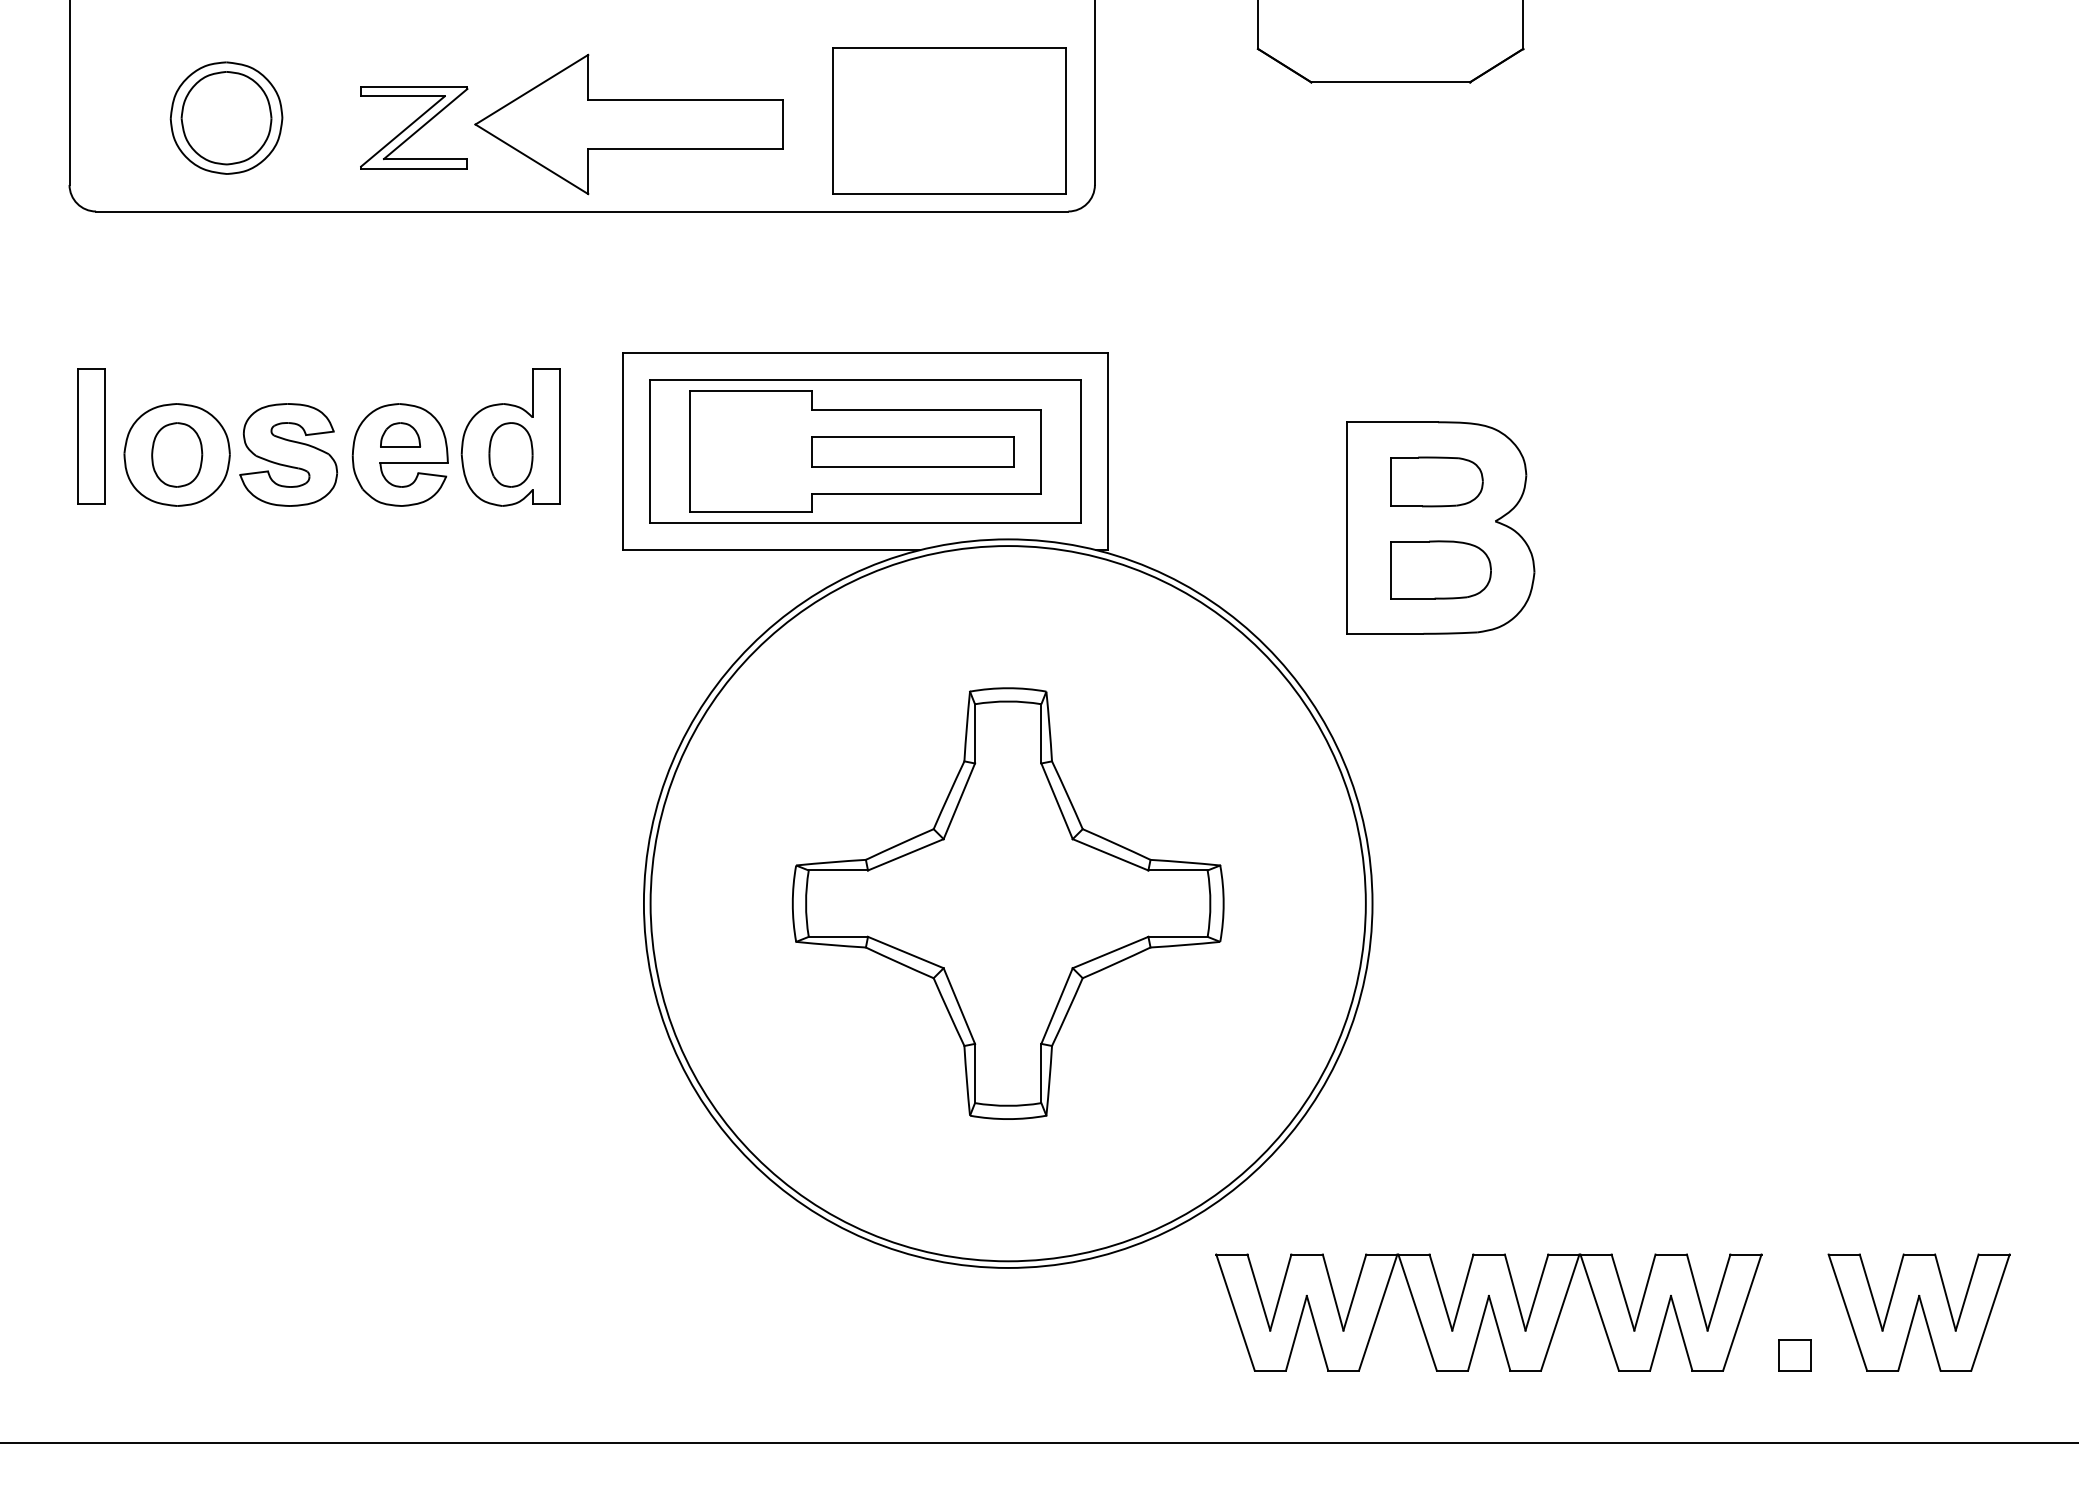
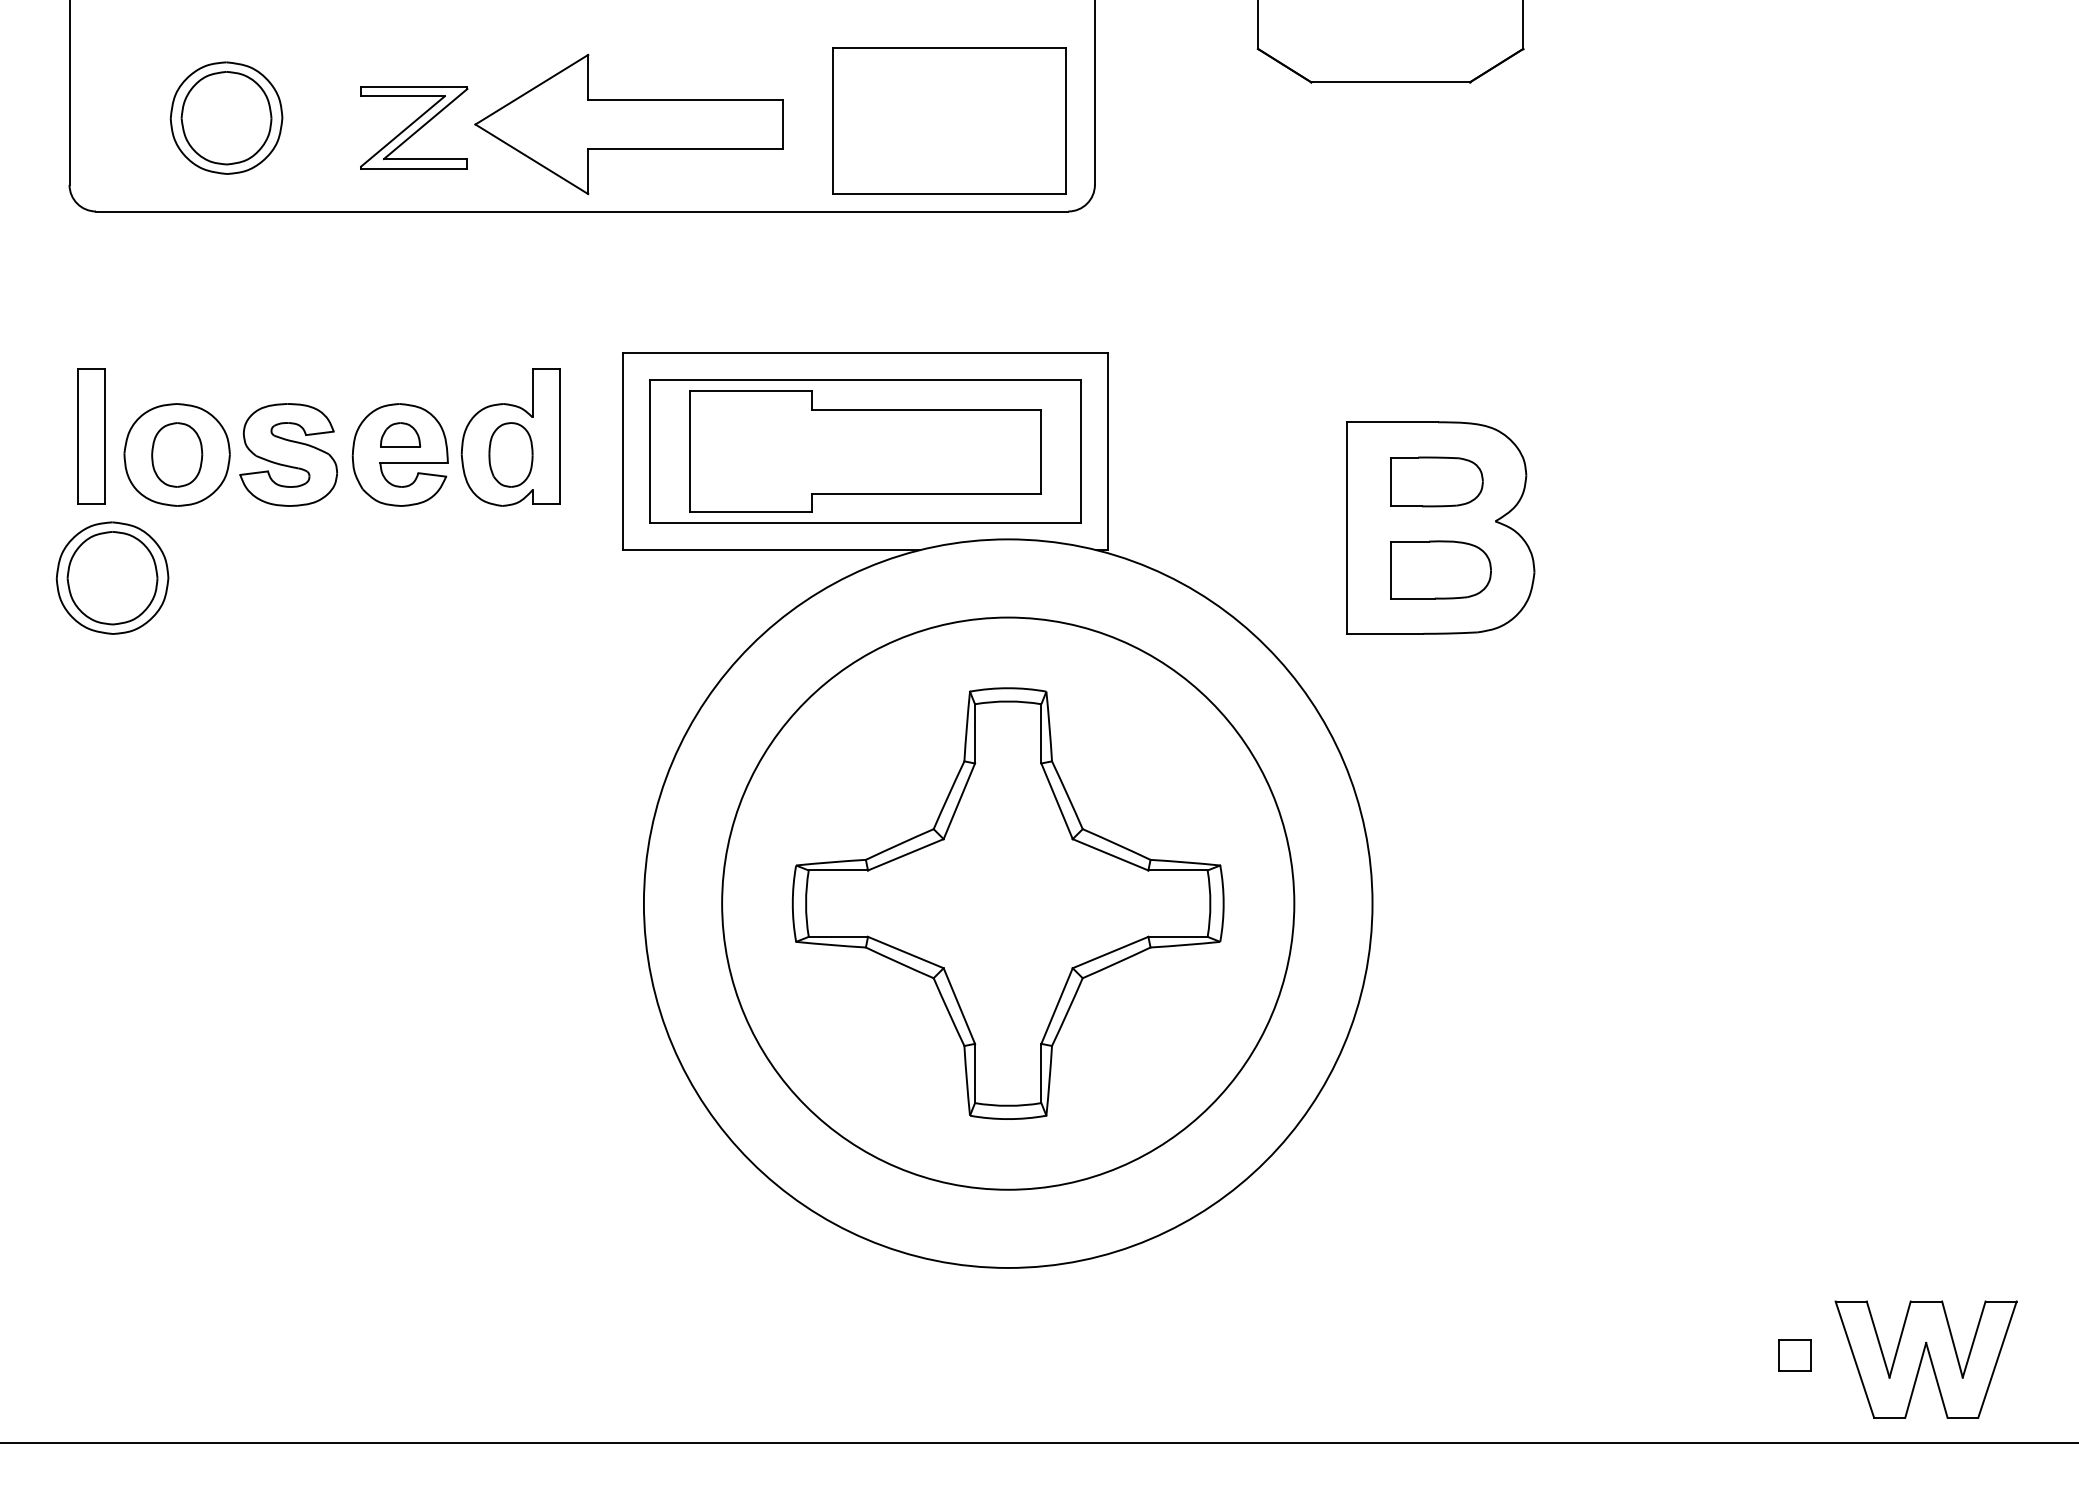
part: present -> none (912, 451)
part: none -> present (112, 577)
circle diameter: 715 px -> 572 px (1008, 903)
part: present -> none (1488, 1312)
part position: (1918, 1312) -> (1925, 1359) (1925, 1359)
